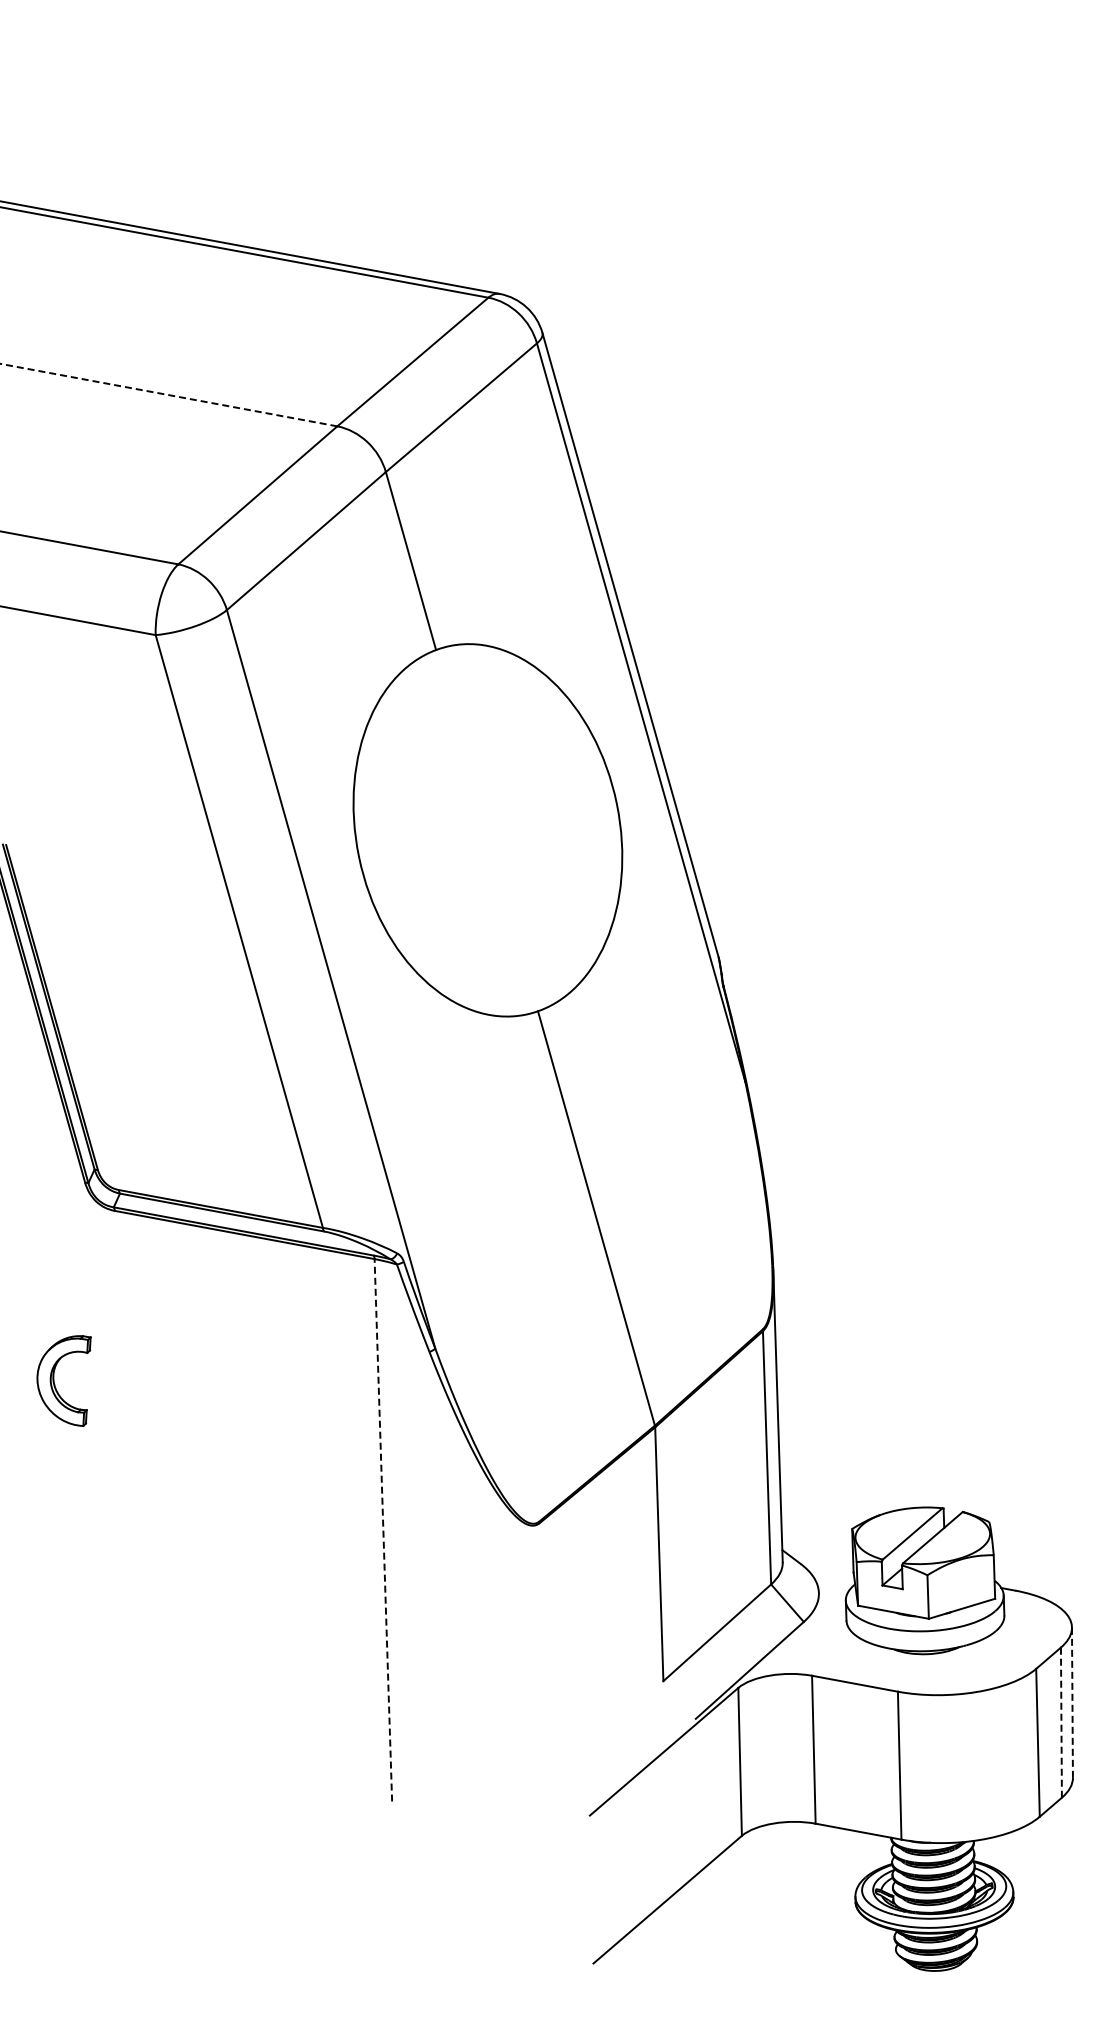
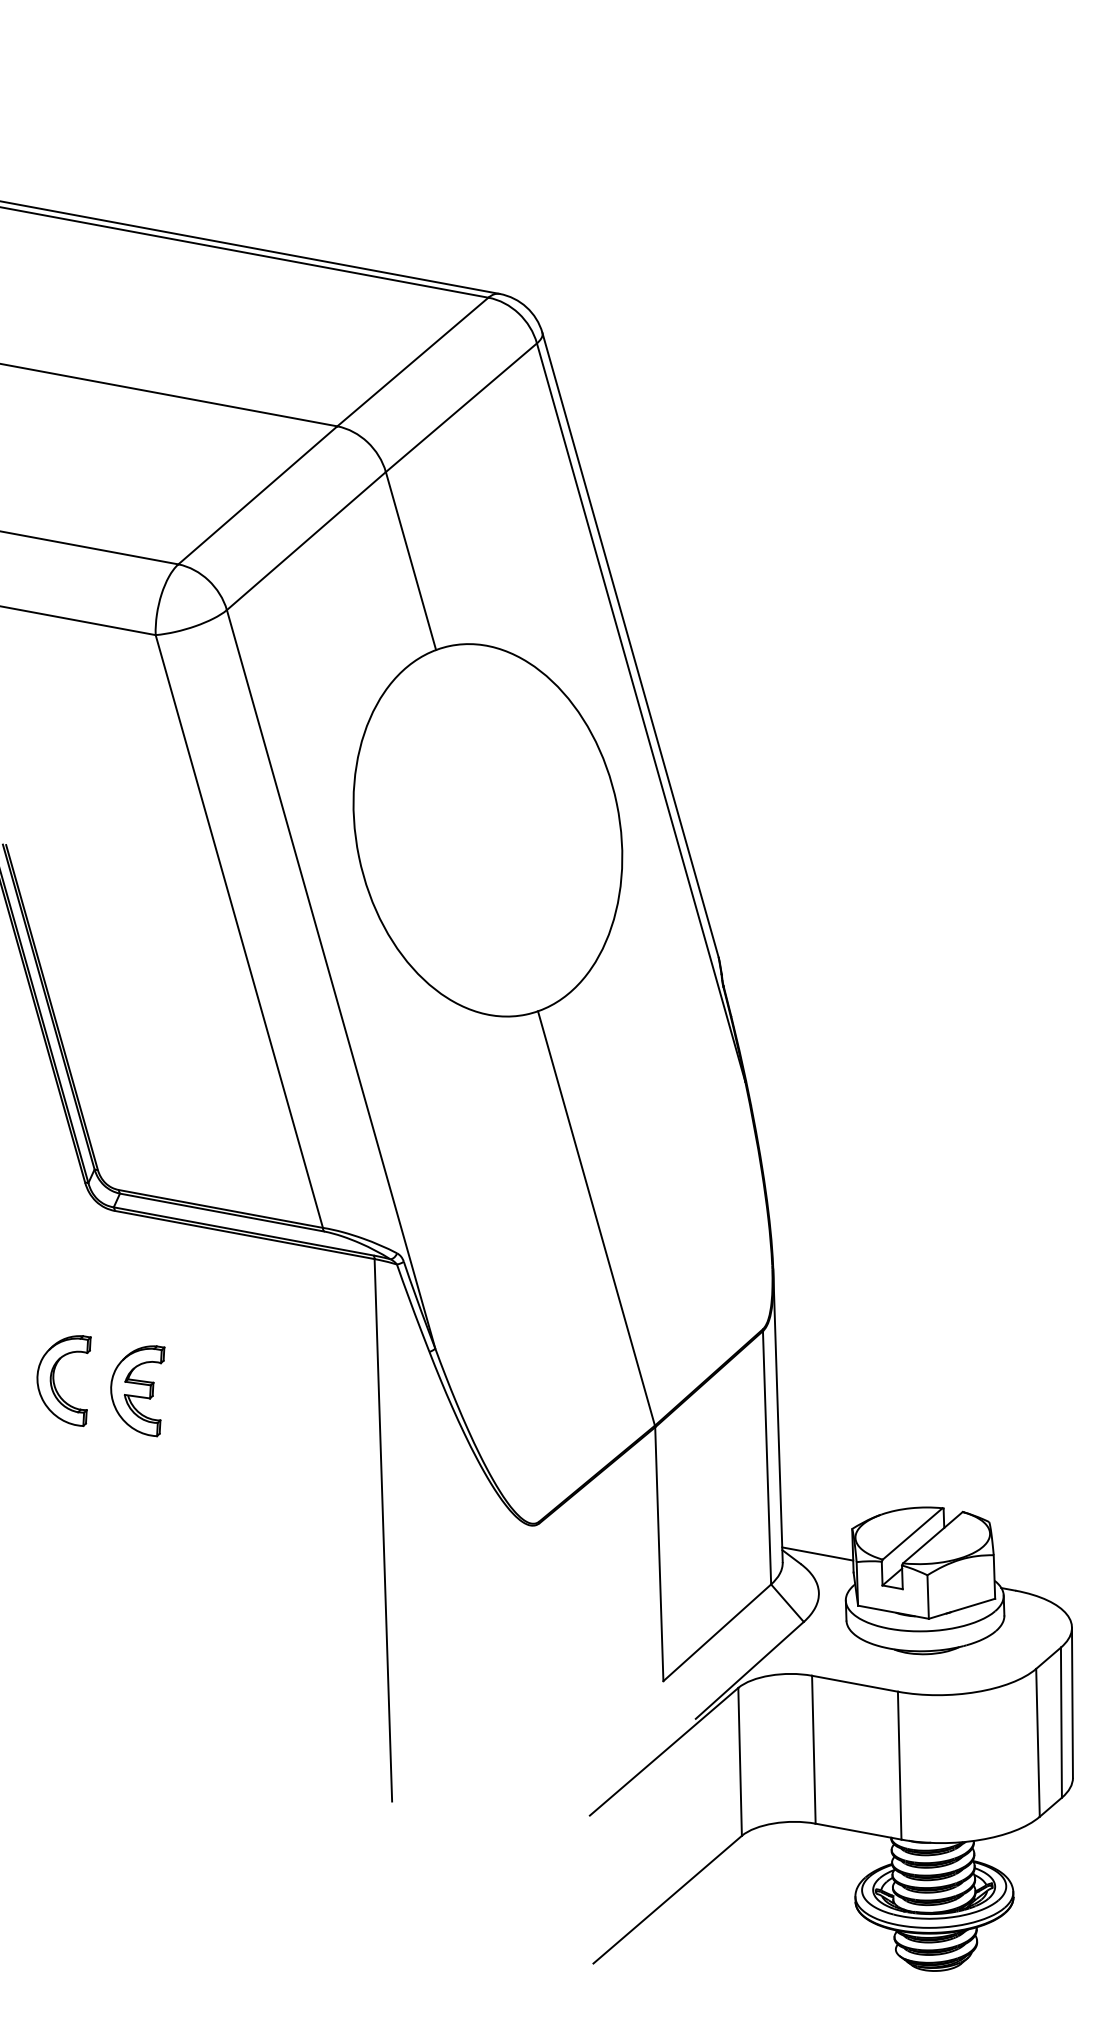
line: dashed -> solid (168, 395)
part: none -> present (137, 1391)
line: dashed -> solid (383, 1529)
line: none -> present (817, 1553)
line: dashed -> solid (1072, 1702)
line: dashed -> solid (1061, 1722)
